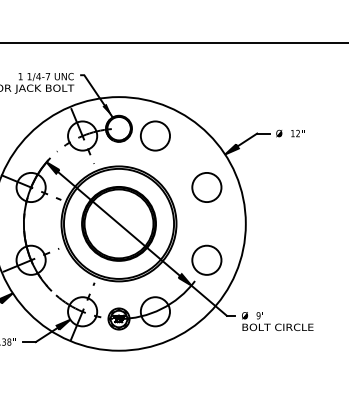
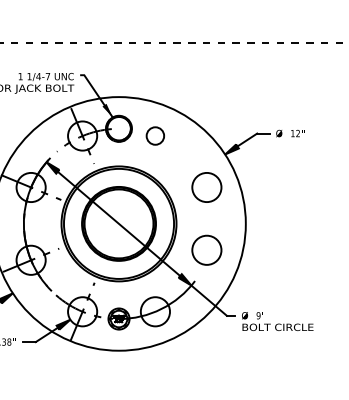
line: solid -> dashed (174, 43)
circle diameter: 29 px -> 18 px (155, 135)
circle position: (206, 259) -> (206, 249) (206, 249)
